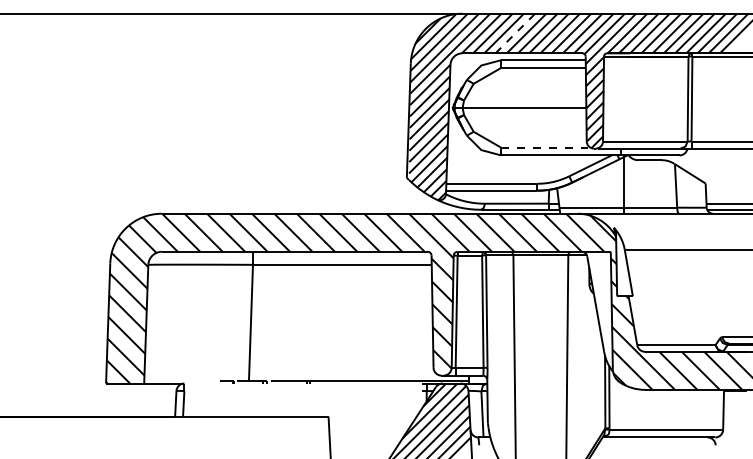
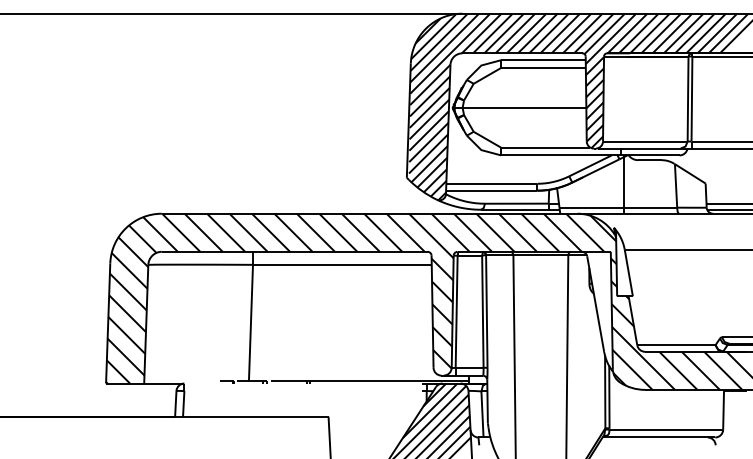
line: dashed -> solid (515, 33)
line: dashed -> solid (545, 147)
